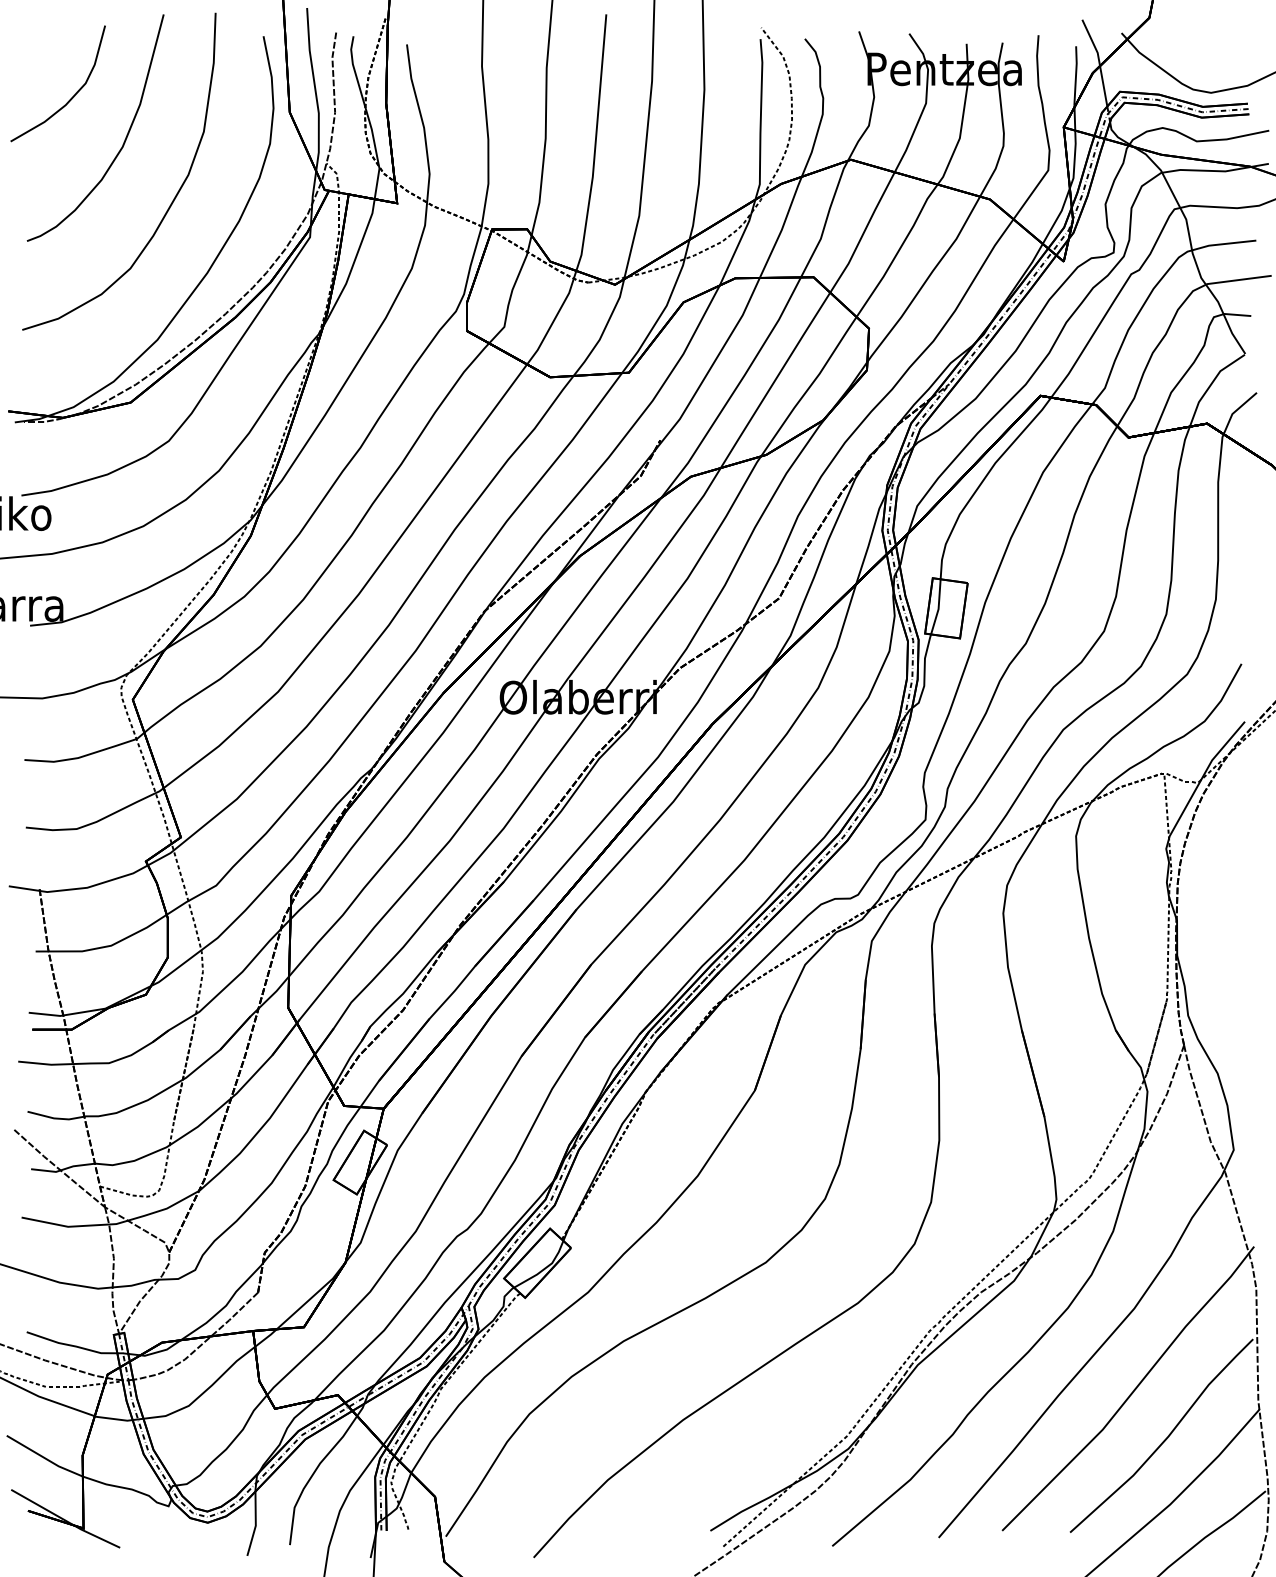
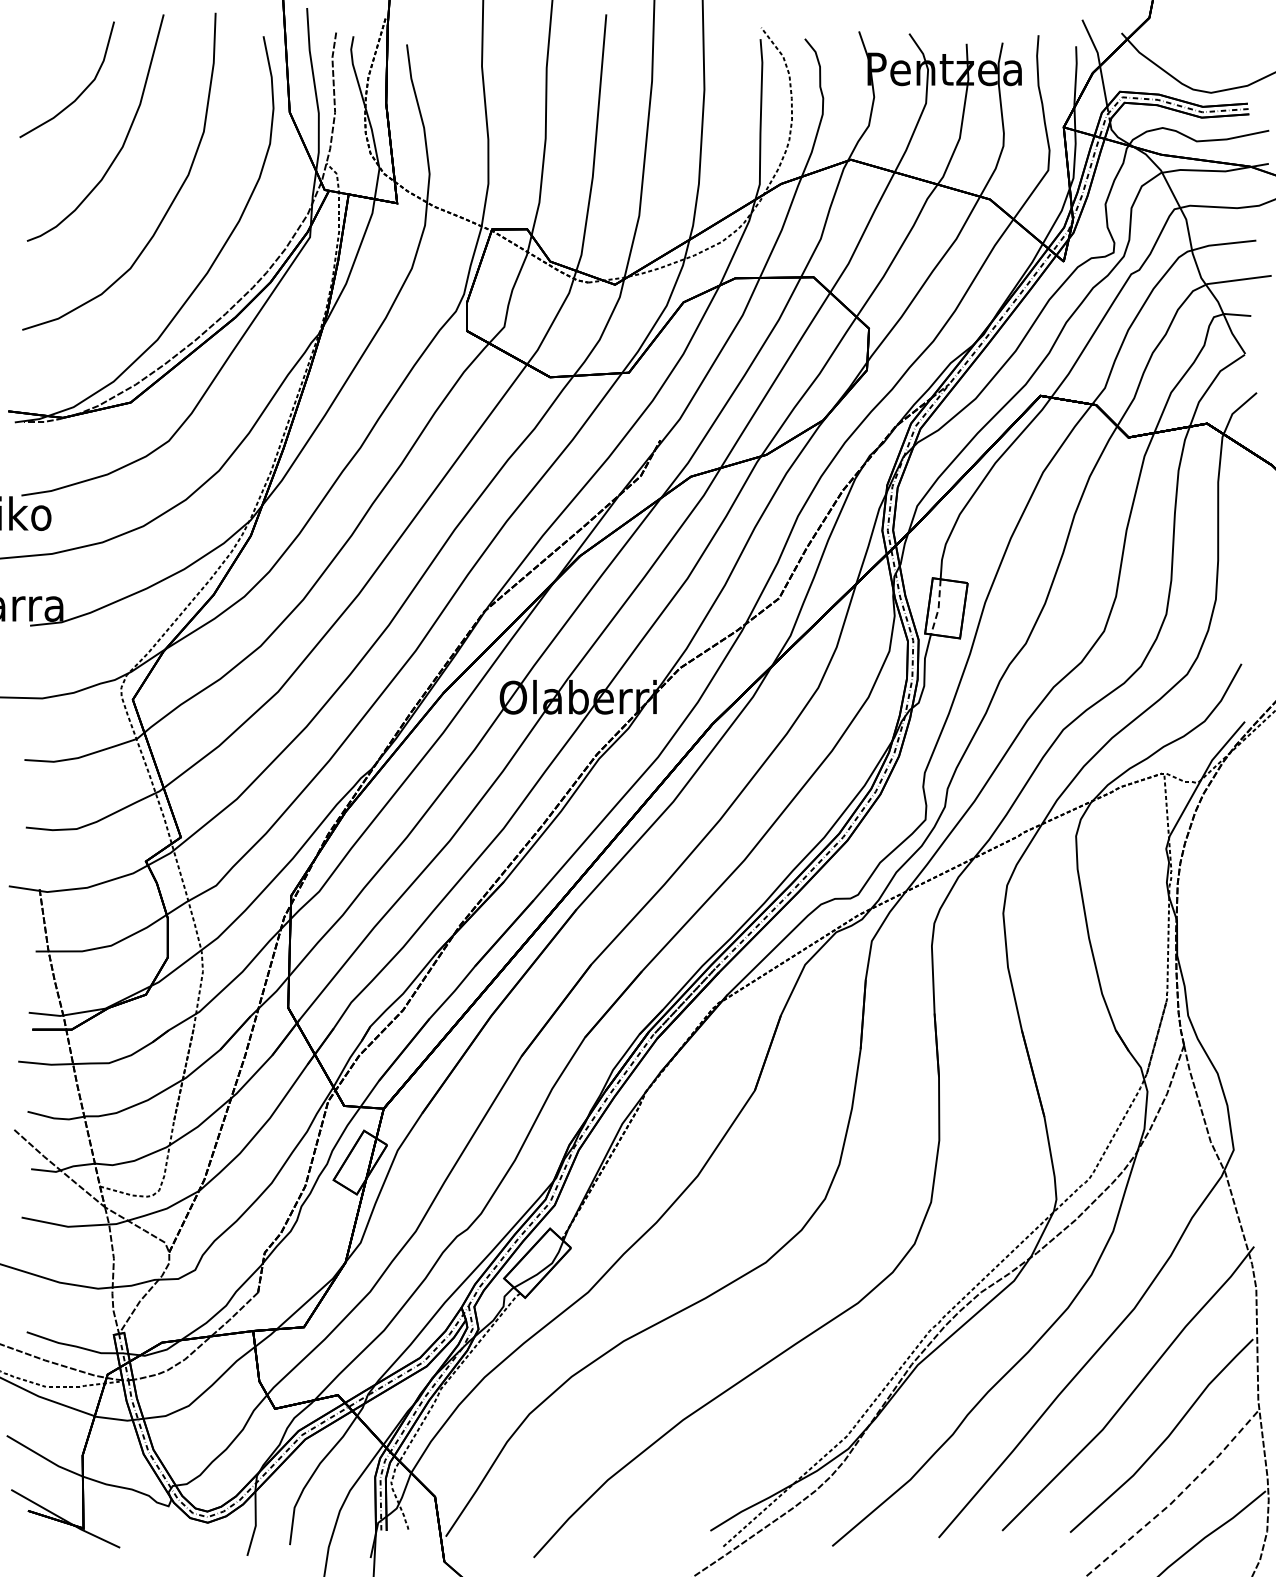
curve position: (71, 97) -> (80, 93) (80, 93)
line: solid -> dashed (938, 608)
line: solid -> dashed (1177, 1497)
